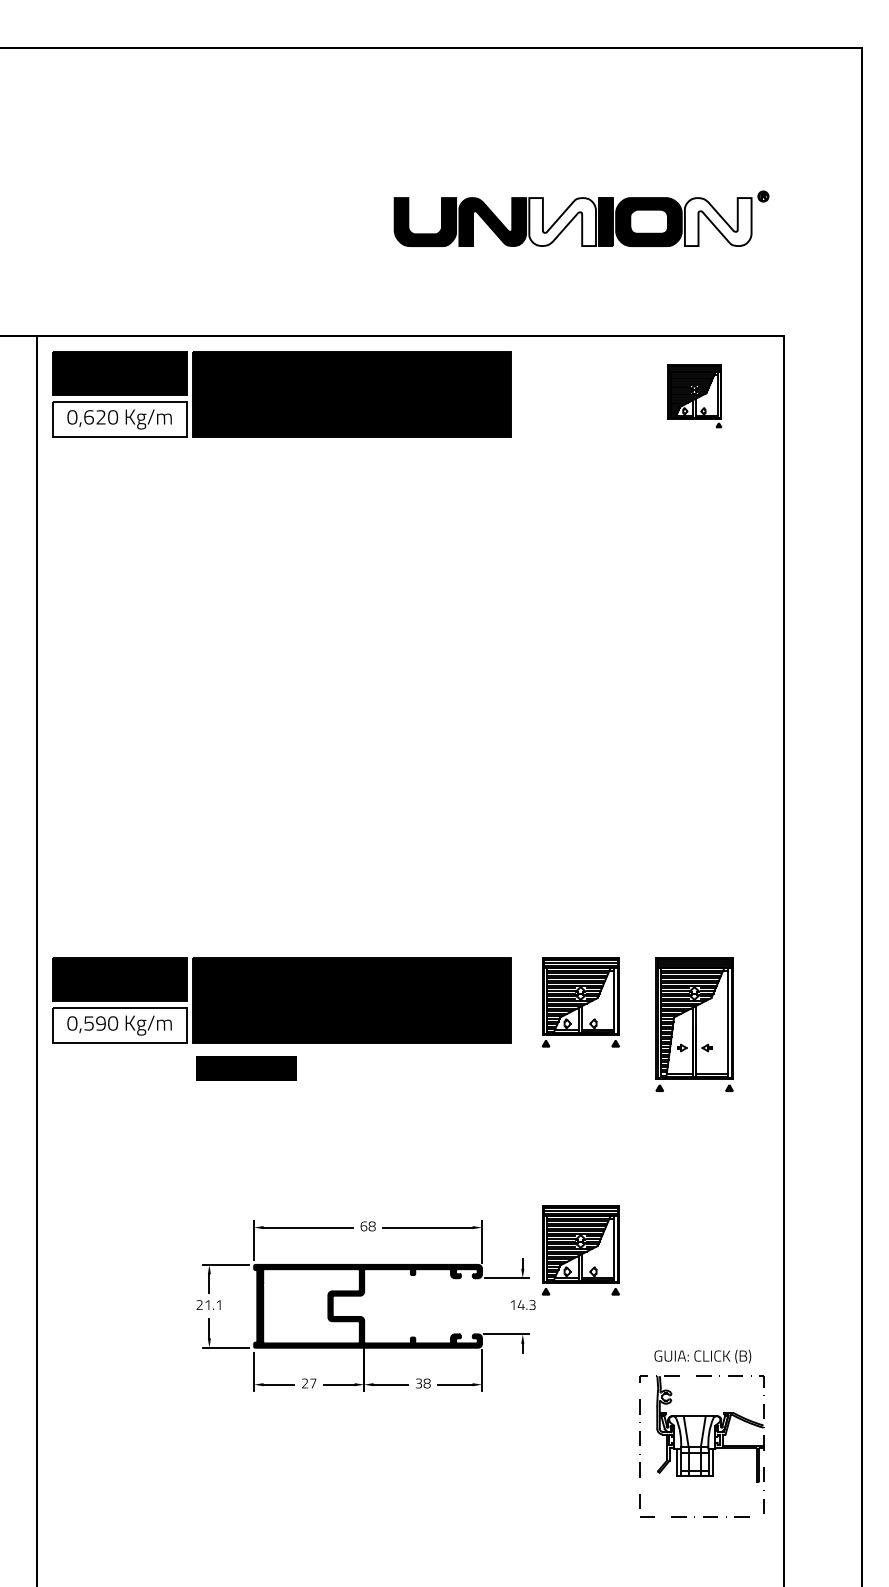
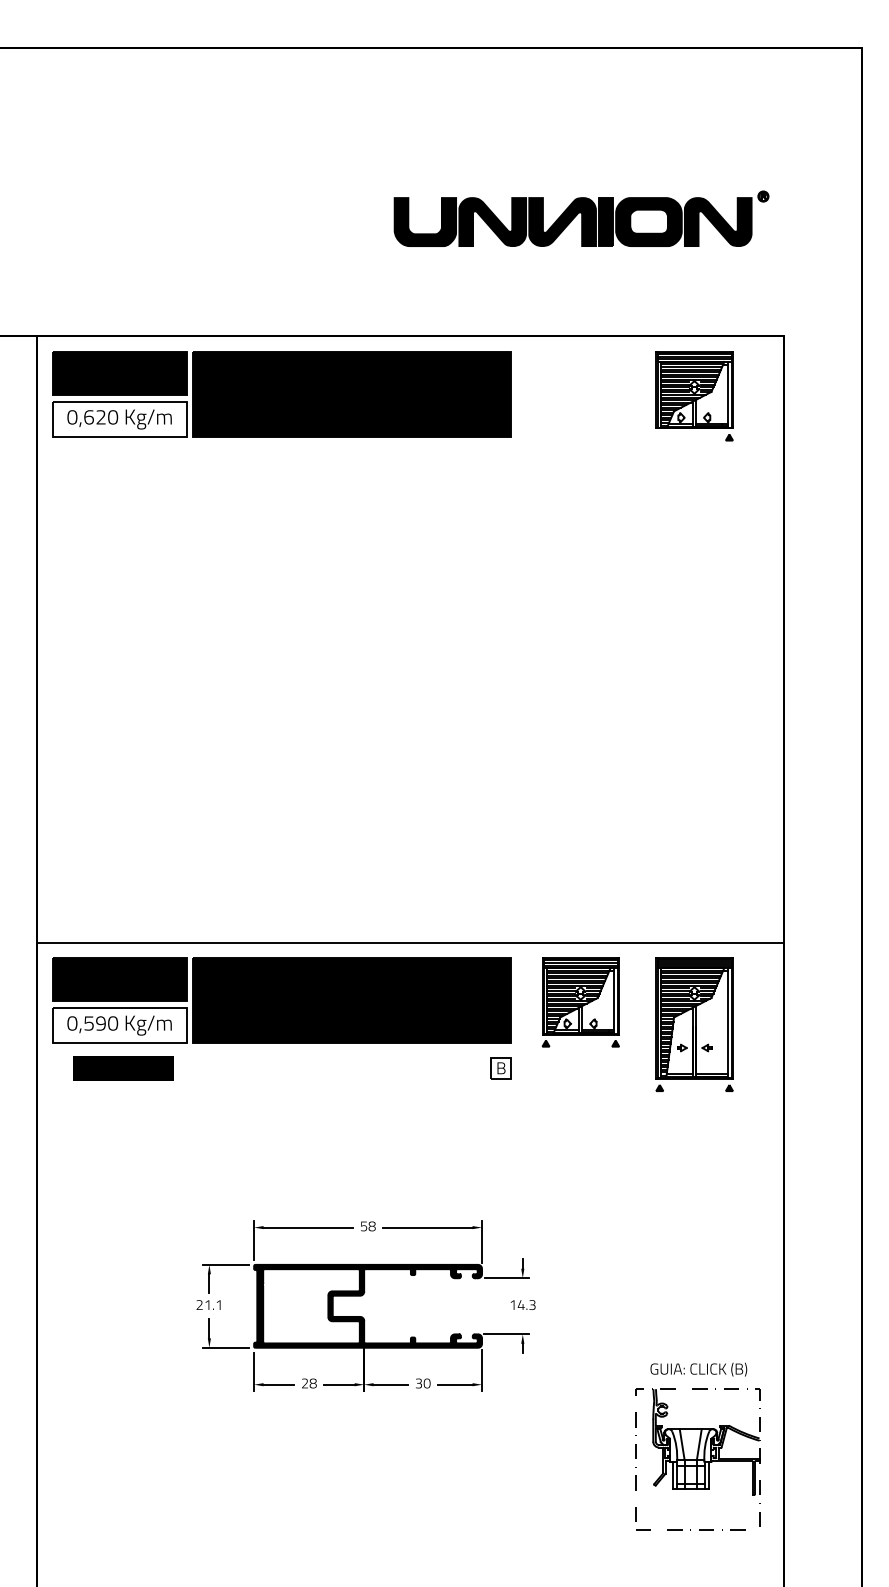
fill: none -> present (562, 222)
fill: none -> present (717, 222)
part size: 55x65 px -> 79x91 px (694, 396)
line: none -> present (410, 942)
text position: (246, 1068) -> (123, 1068) (123, 1068)
part: none -> present (500, 1068)
text: 68 -> 58 (363, 1226)
part: present -> none (580, 1250)
text: 27 -> 28 (312, 1383)
text: 38 -> 30 (426, 1383)
part position: (701, 1433) -> (697, 1446) (697, 1446)
